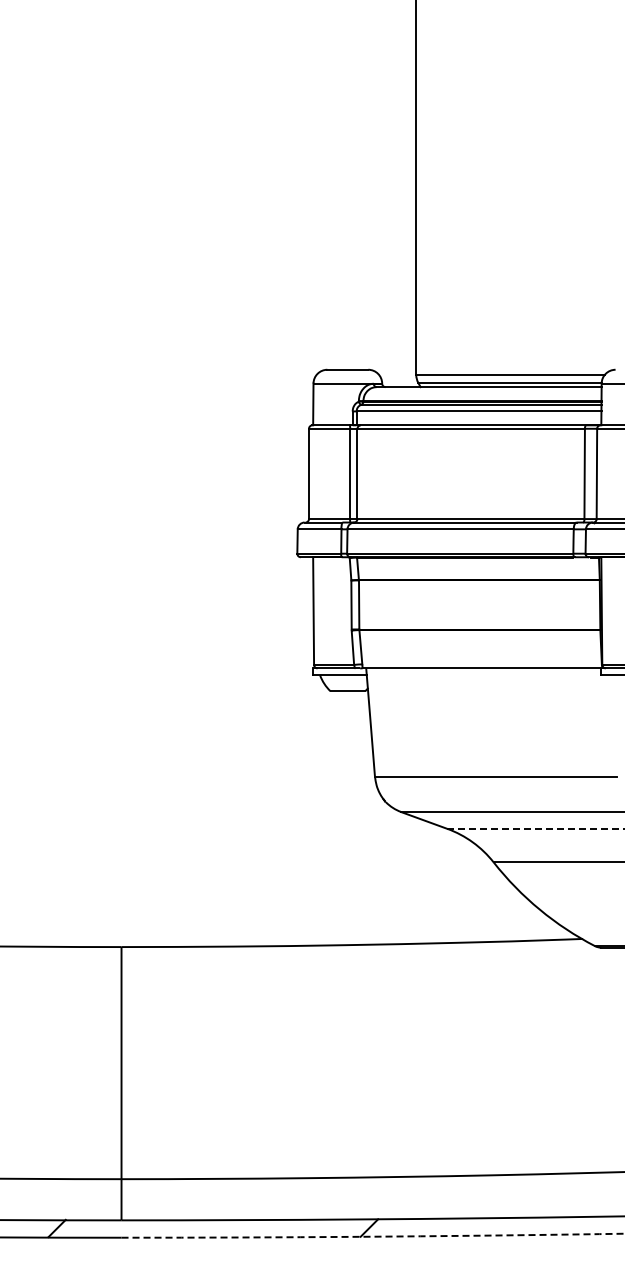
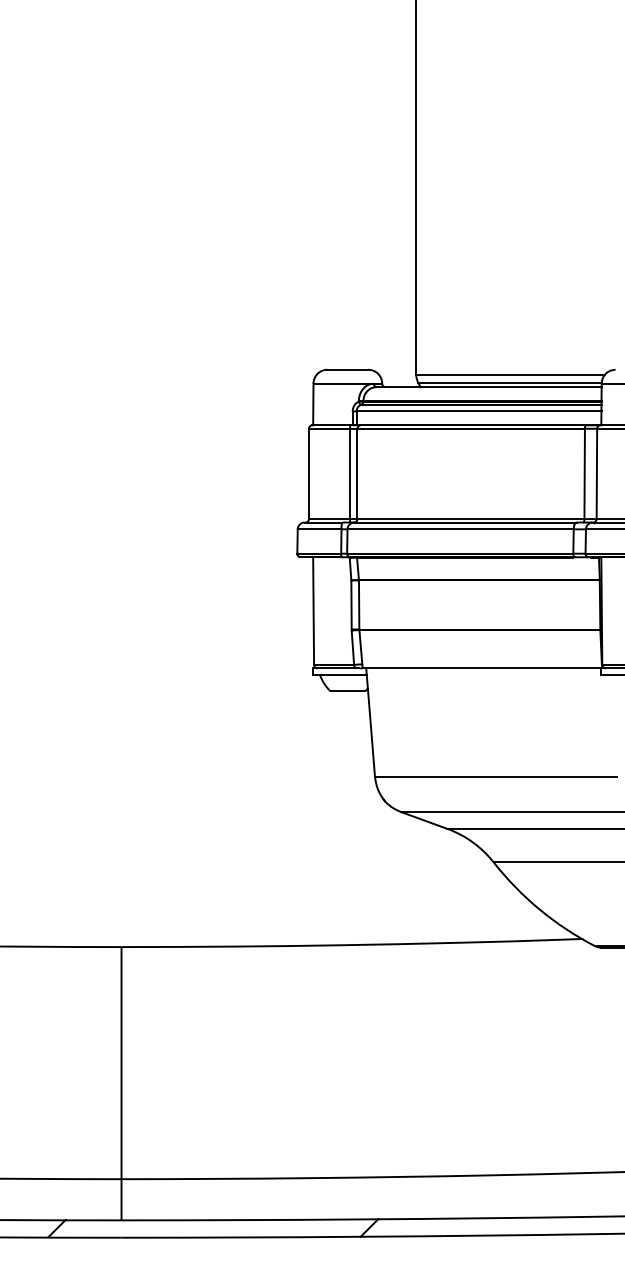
line: dashed -> solid (536, 828)
arc: dashed -> solid (373, 1236)
